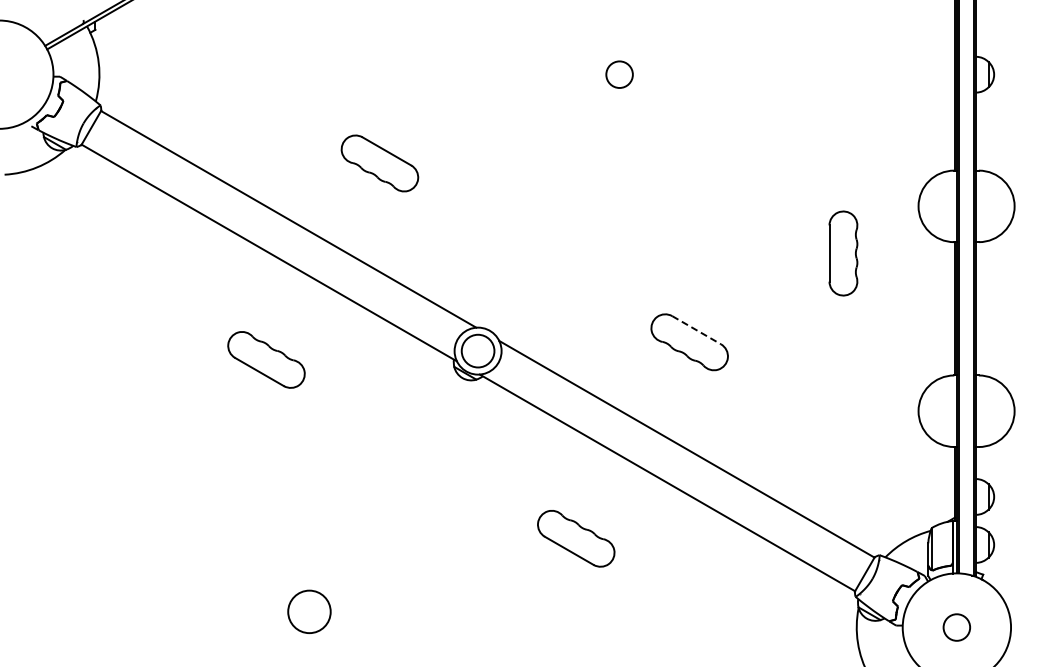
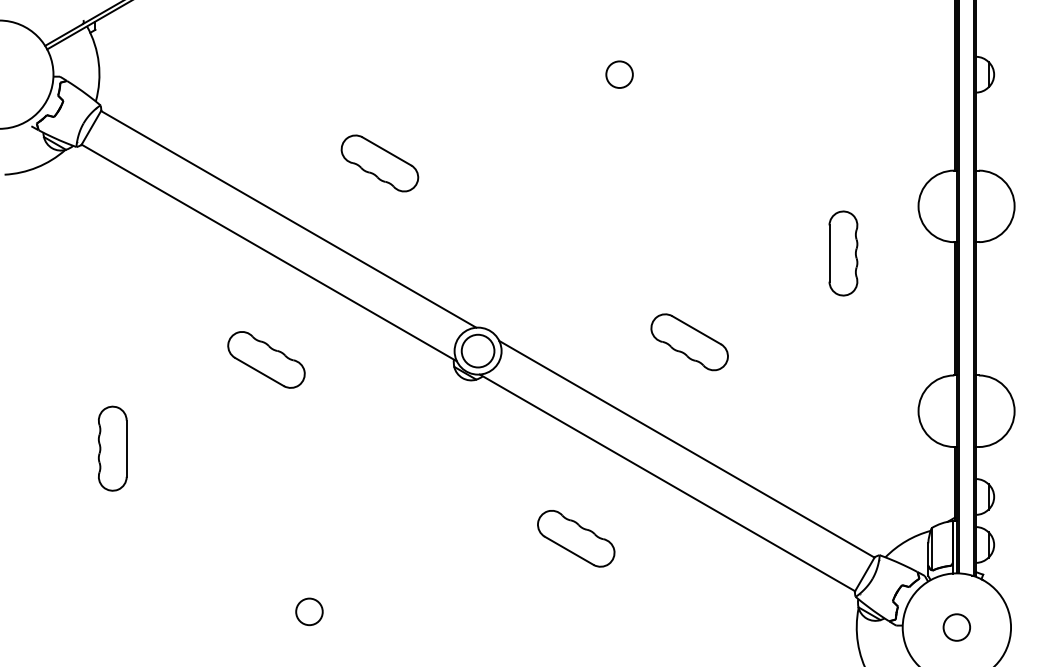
line: dashed -> solid (697, 330)
part: none -> present (112, 448)
circle diameter: 43 px -> 27 px (309, 611)
